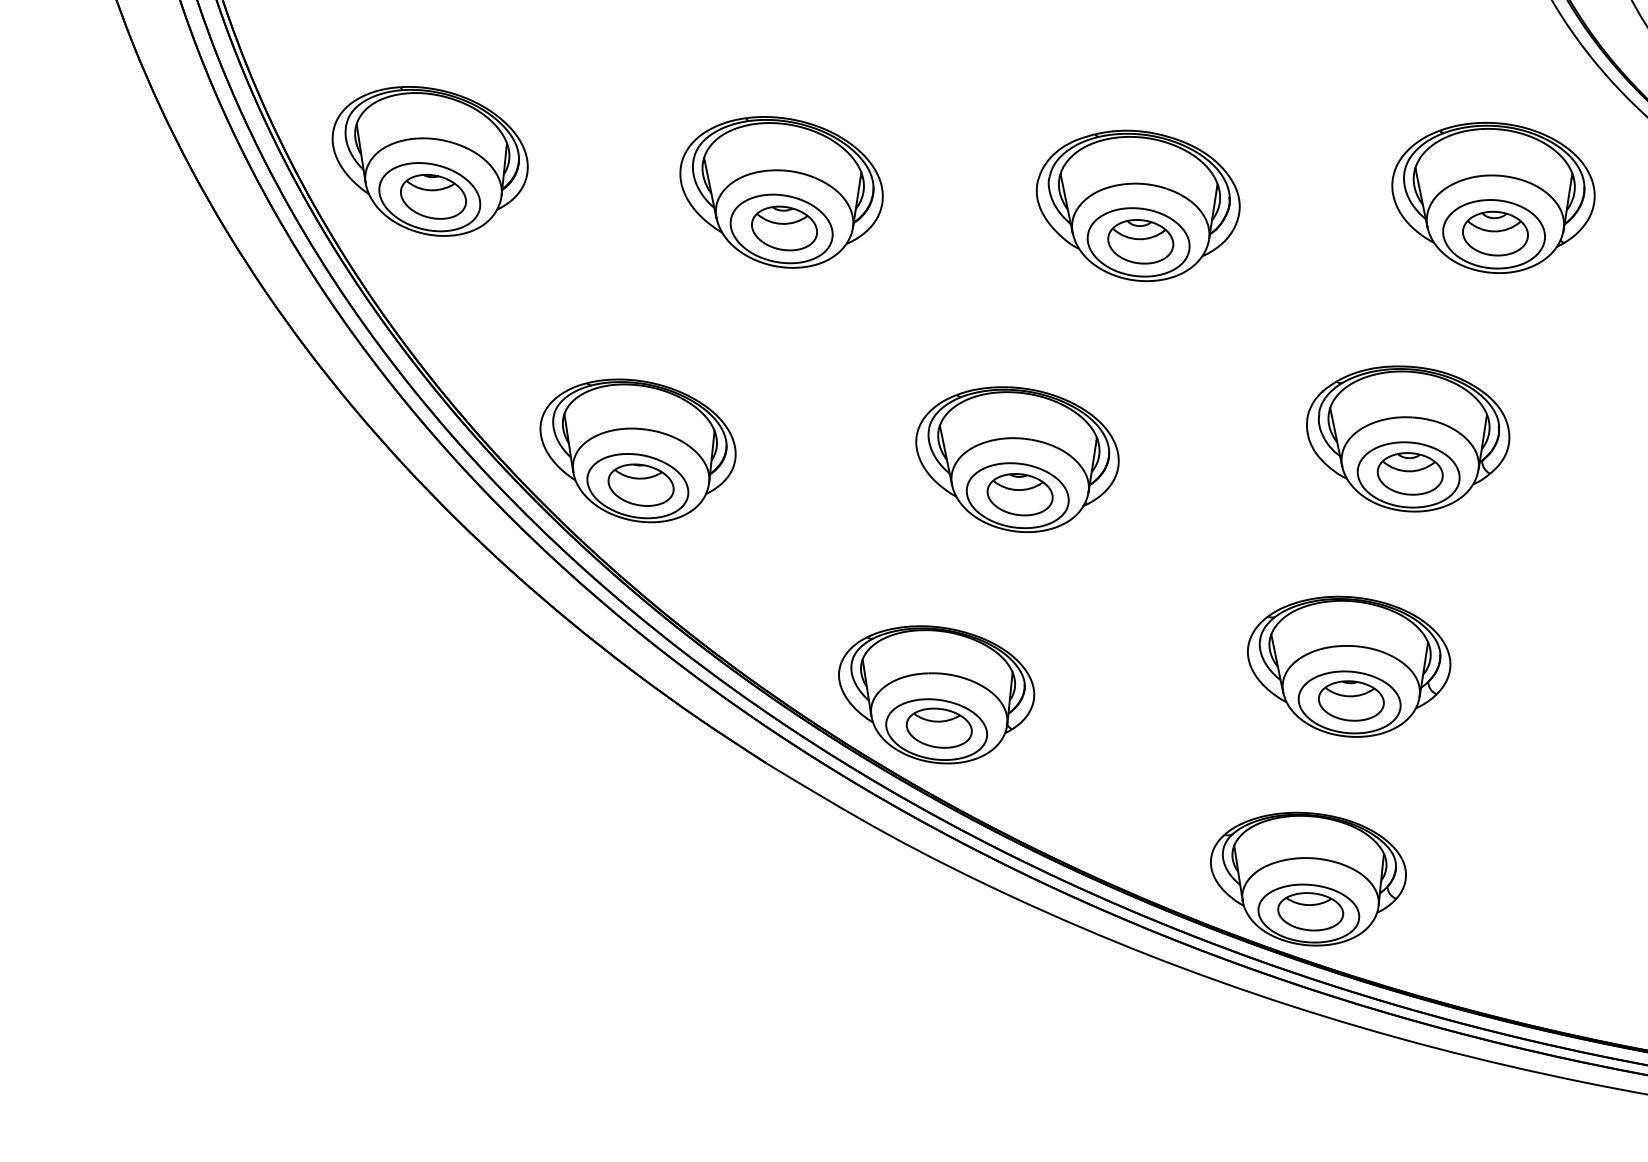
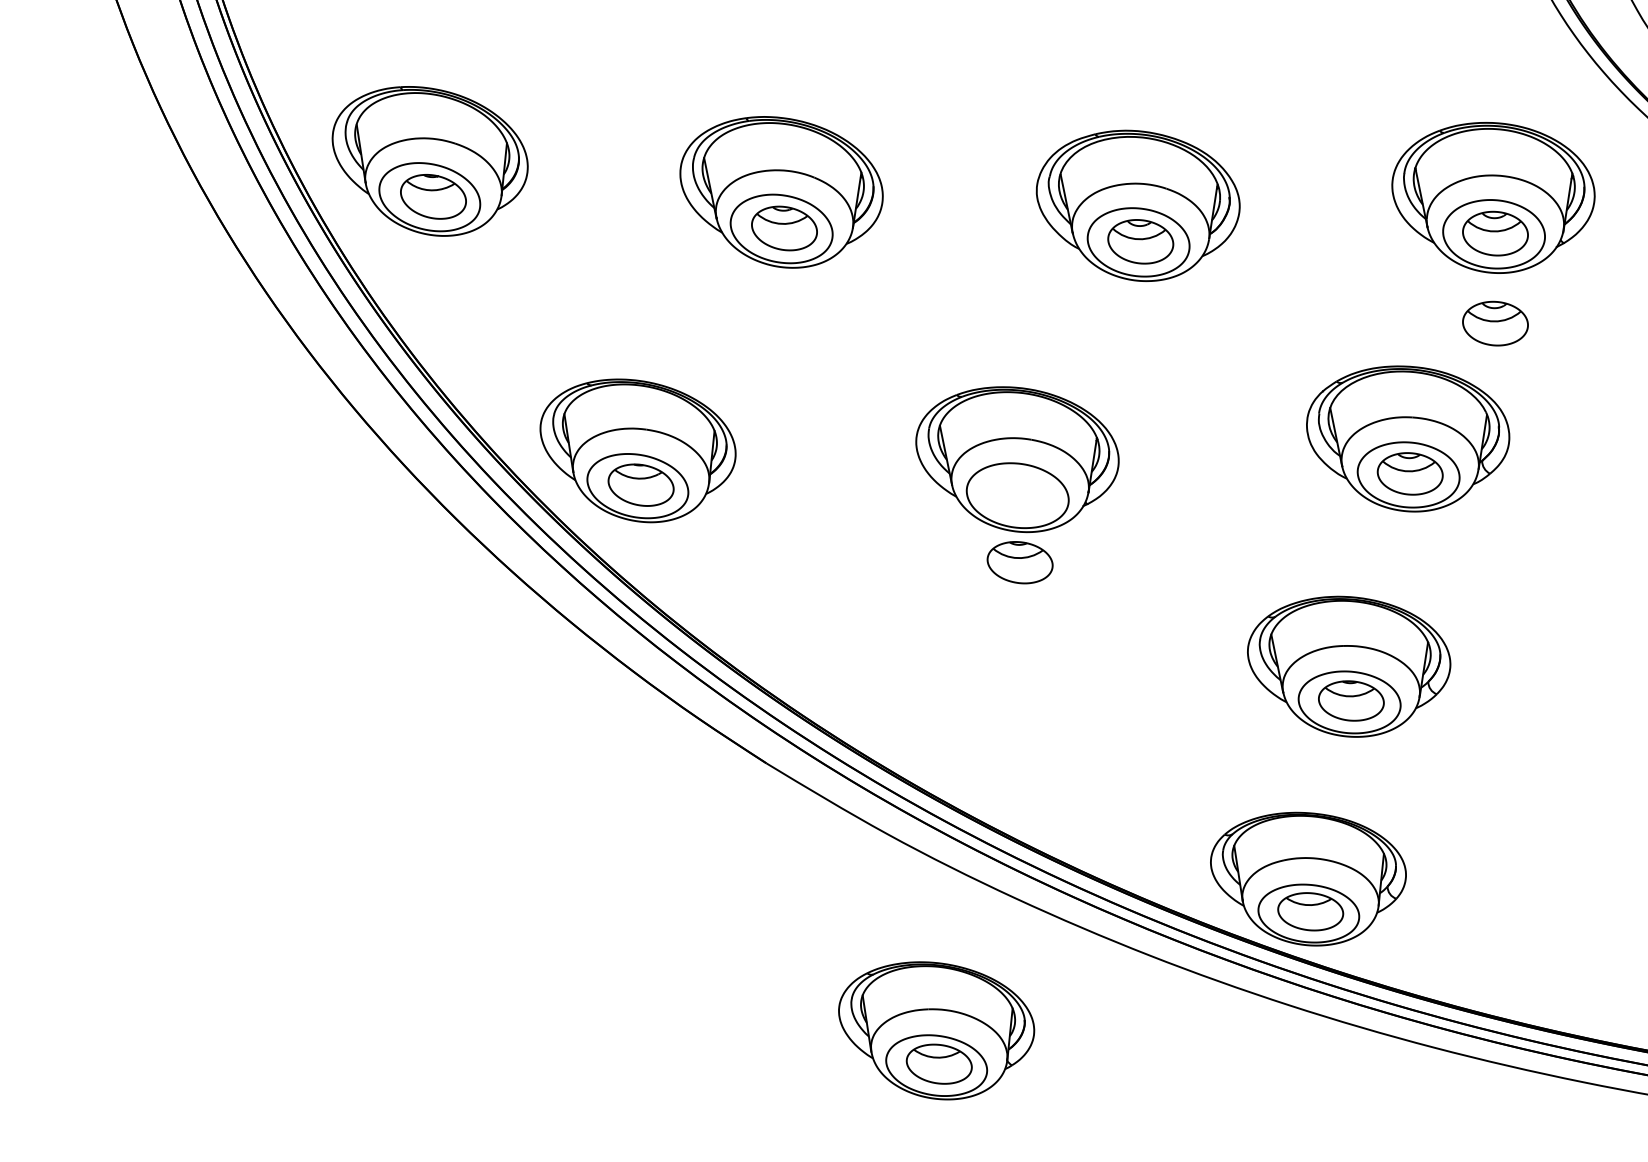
part: none -> present (1495, 323)
part position: (1019, 494) -> (1019, 562) (1019, 562)
part position: (936, 694) -> (936, 1030) (936, 1030)
